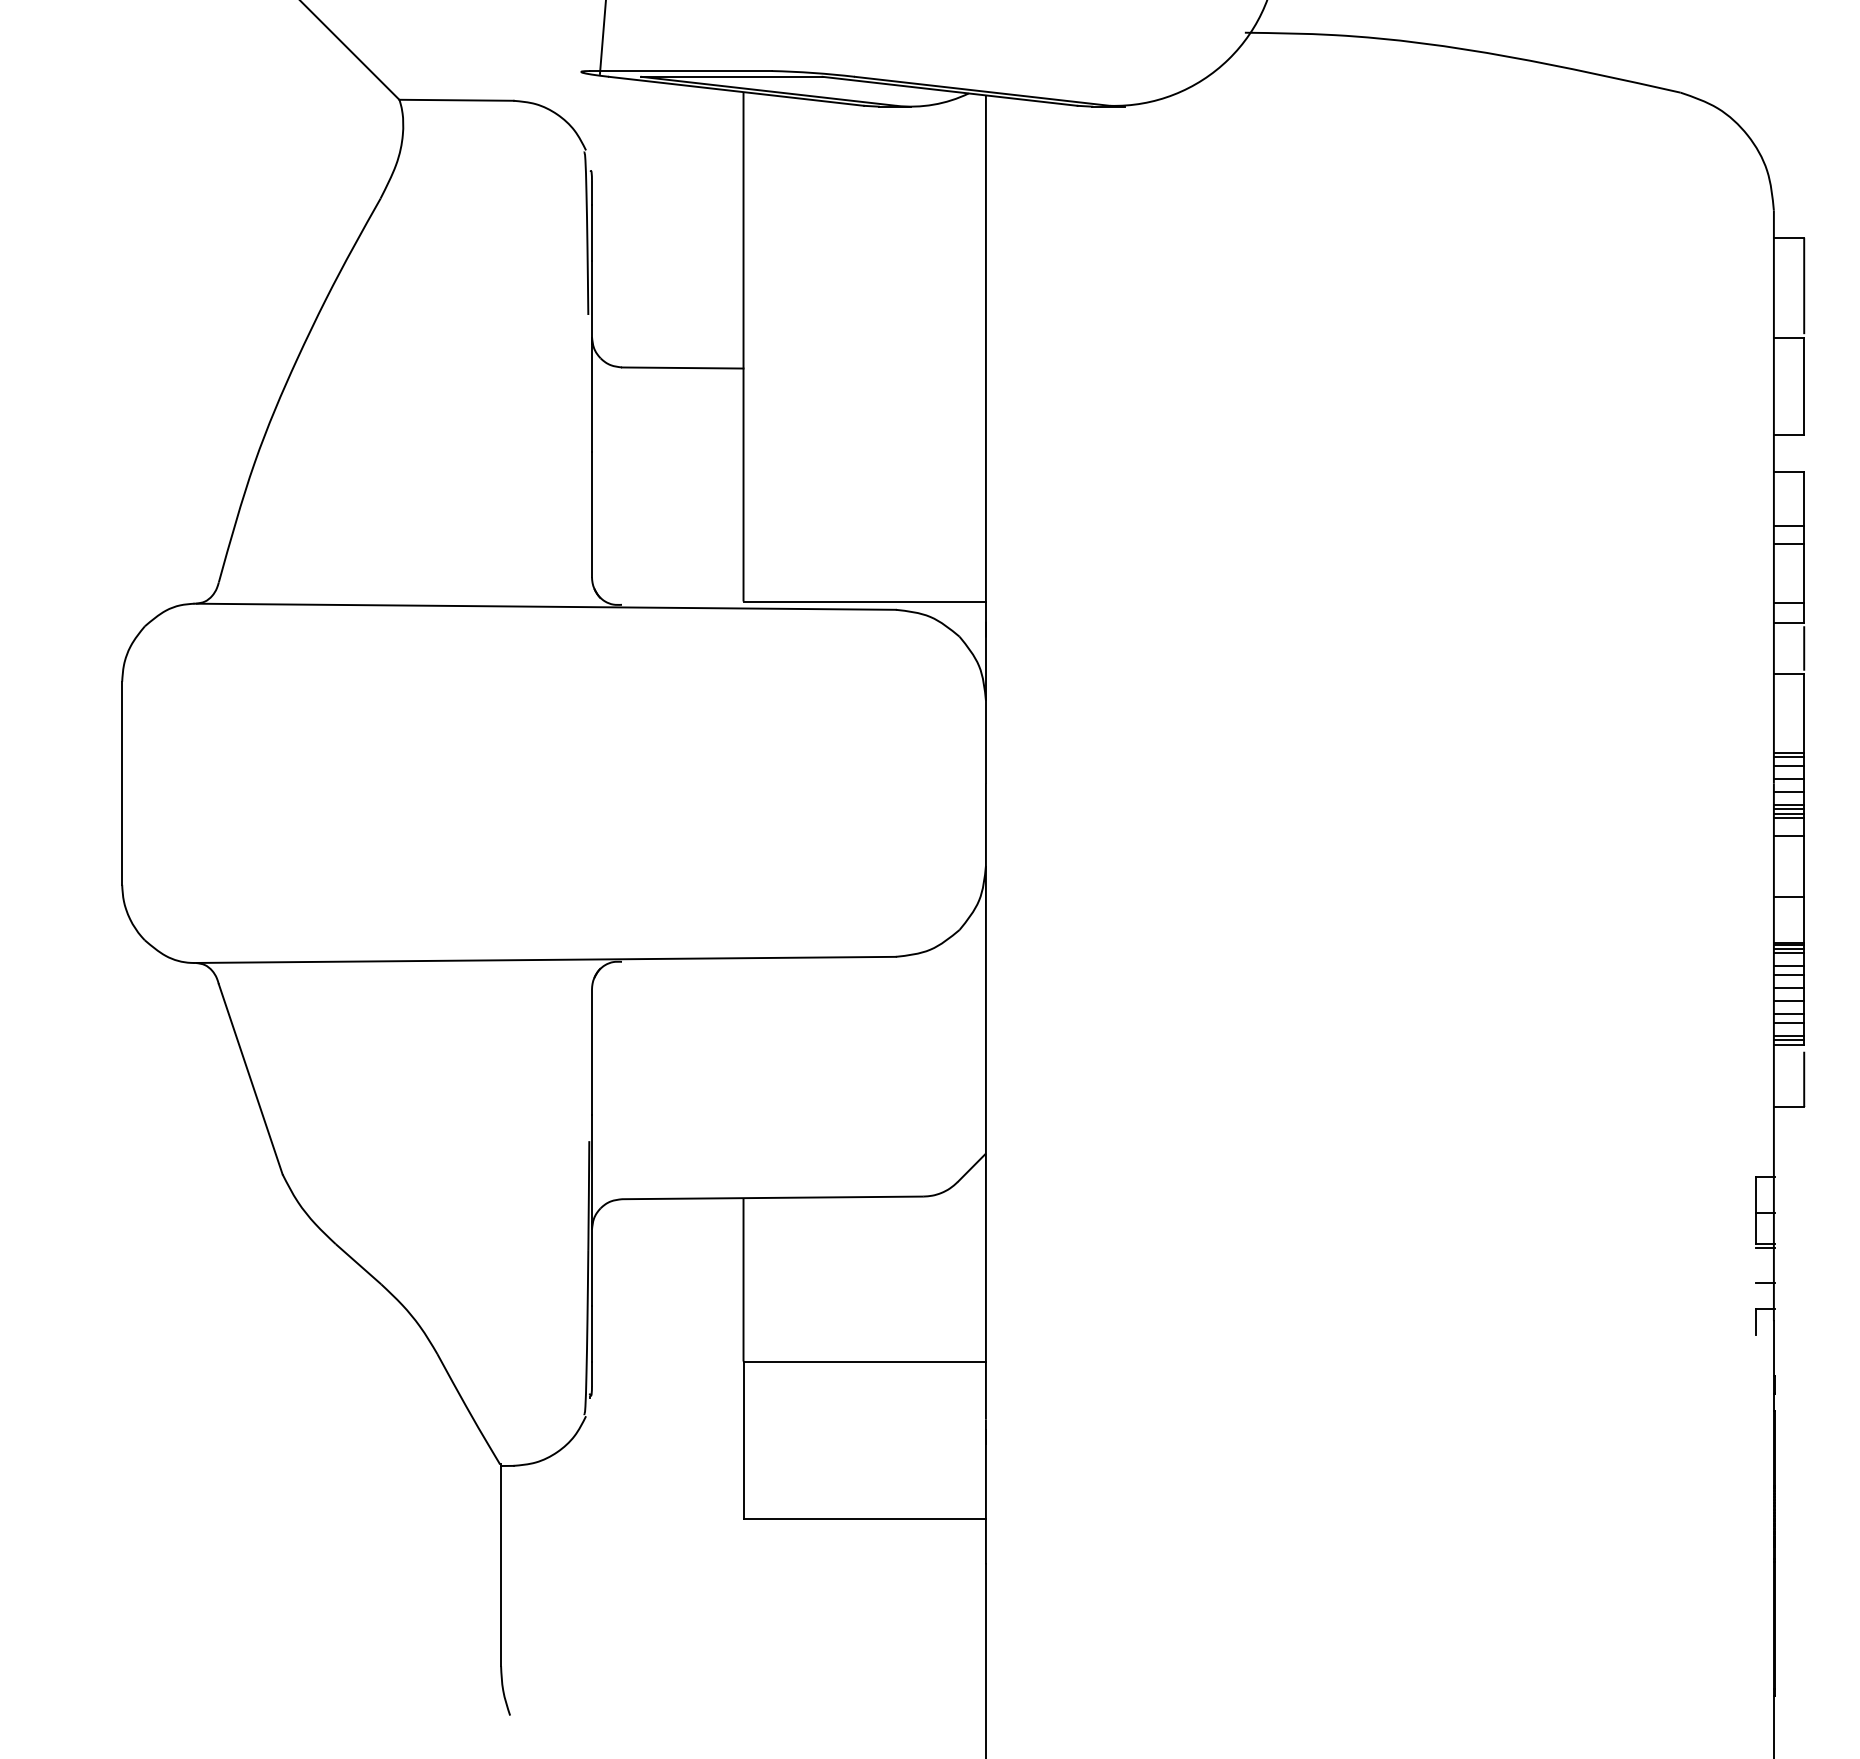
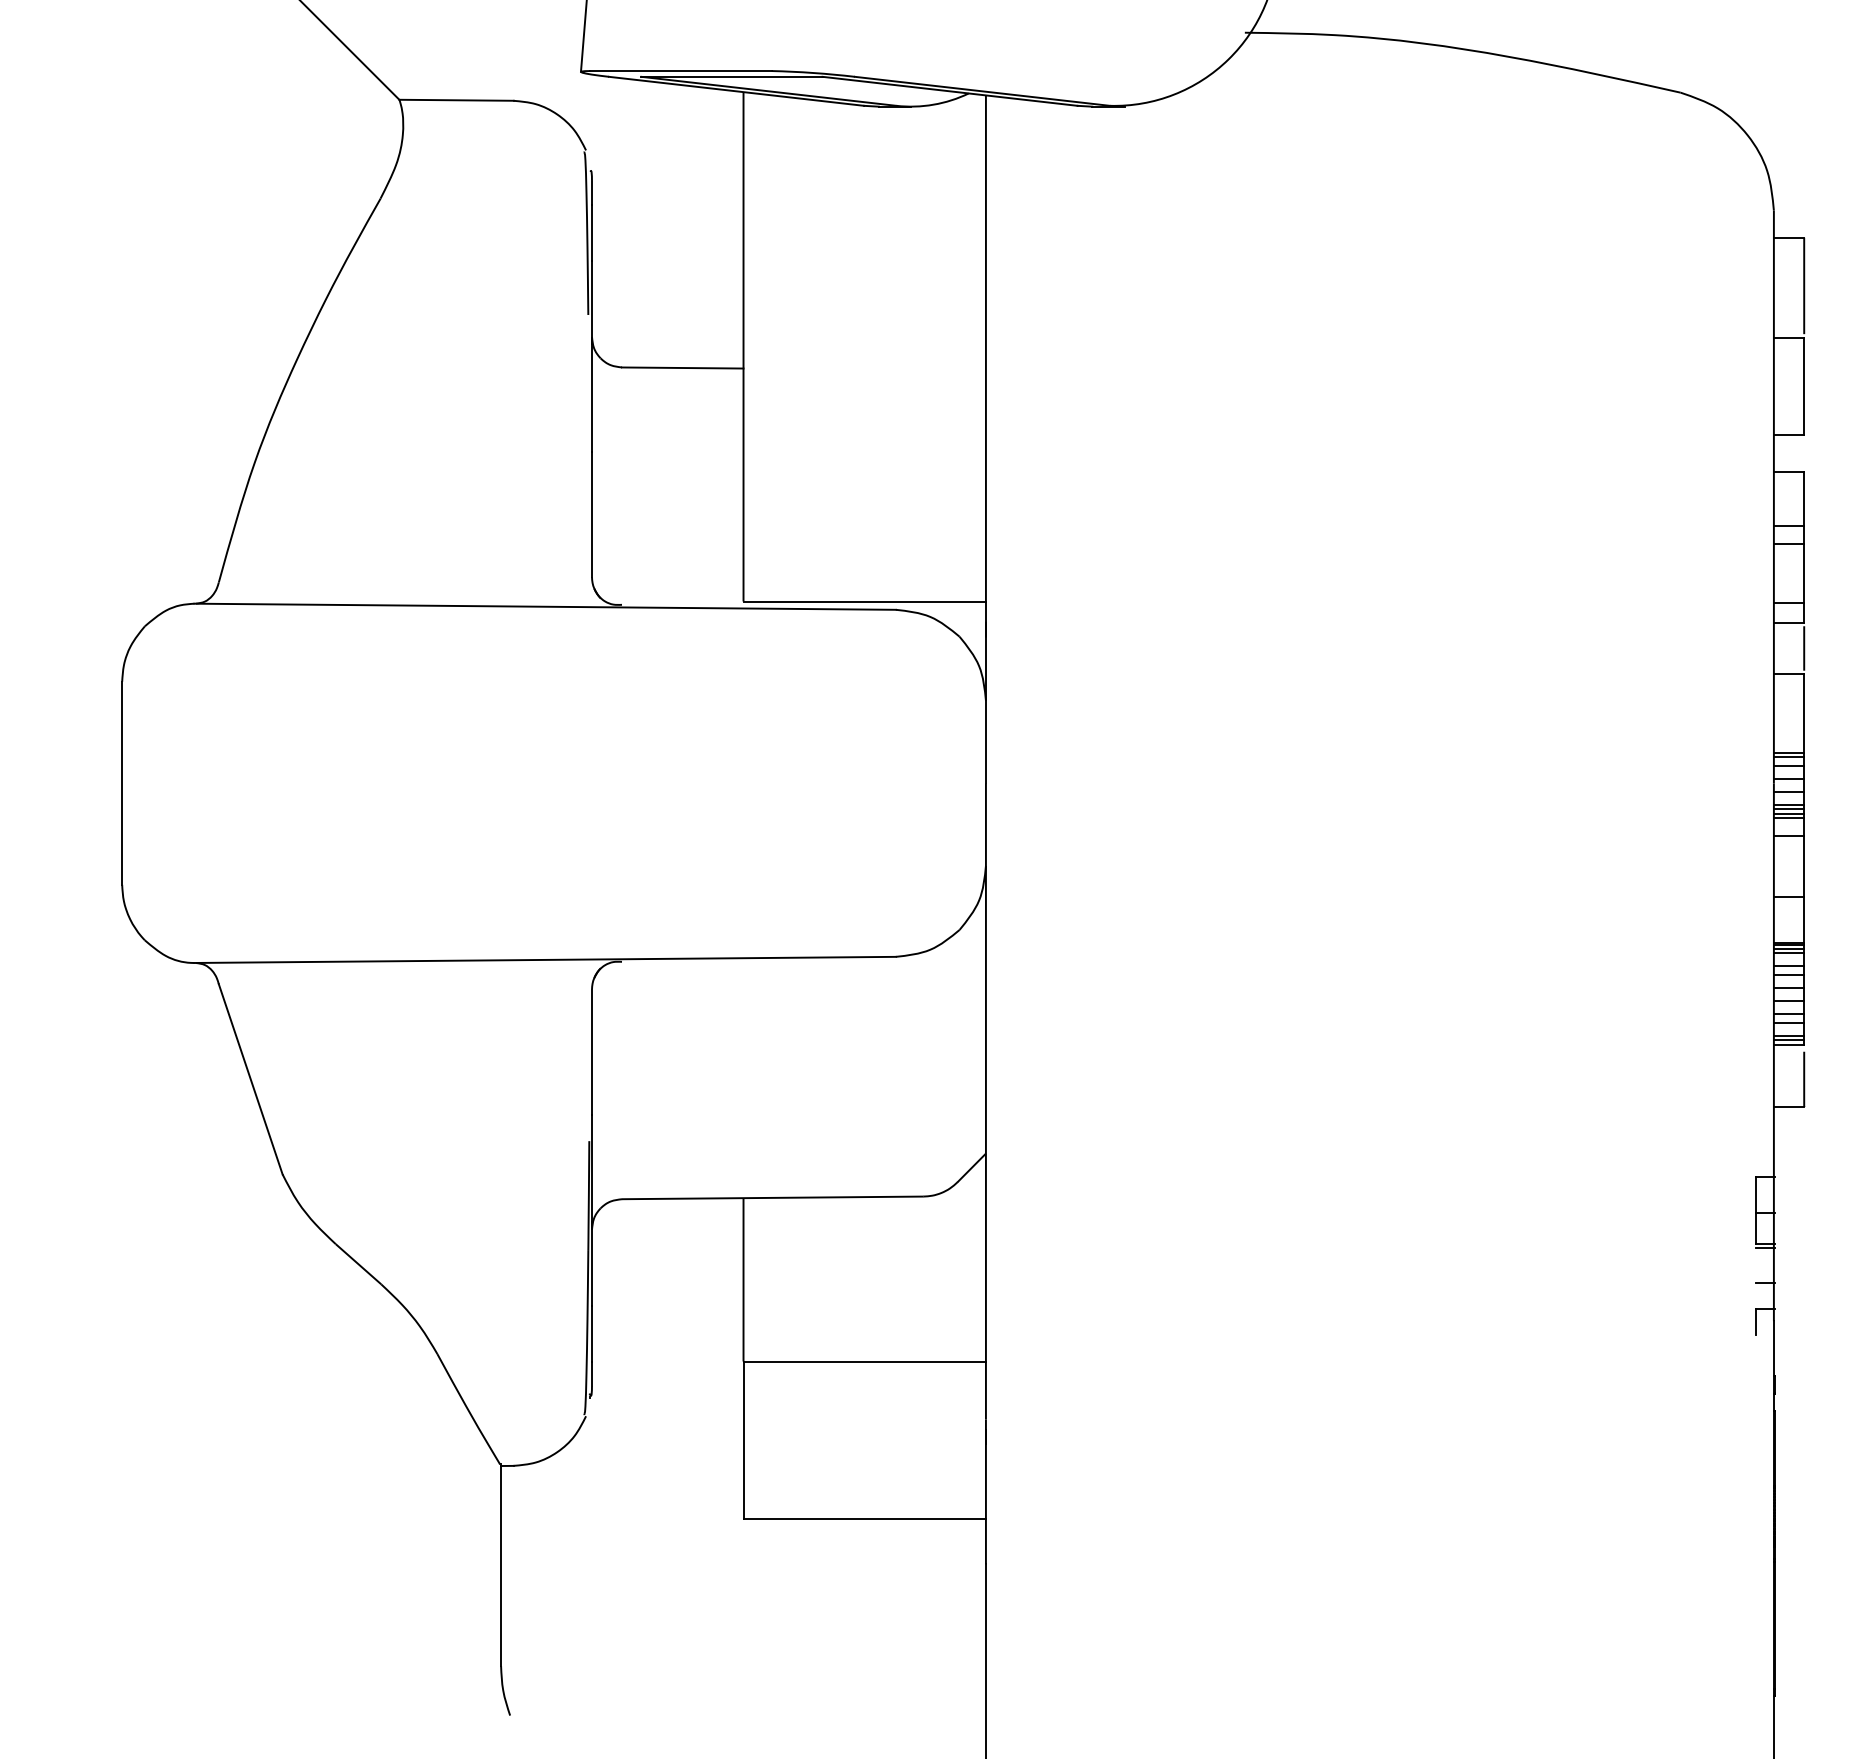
line position: (602, 37) -> (583, 36) (583, 36)
